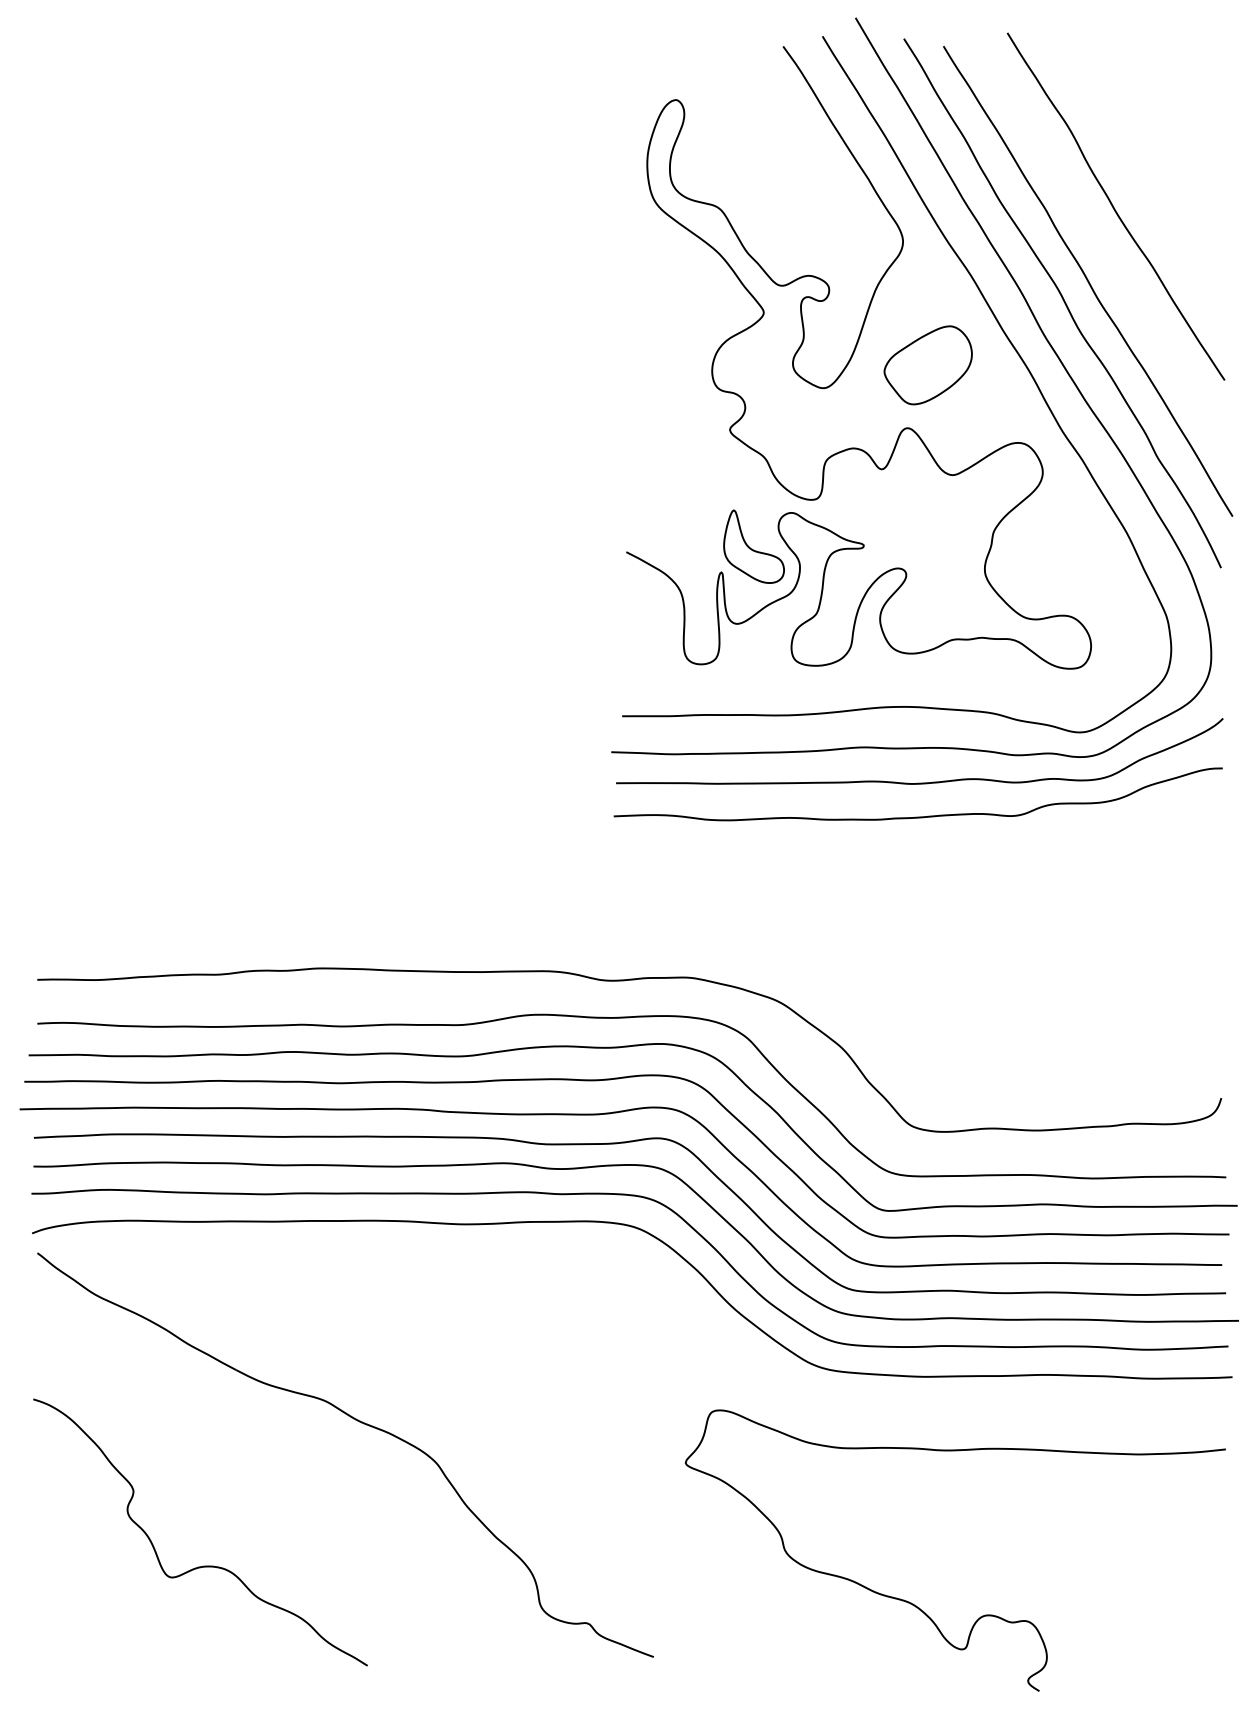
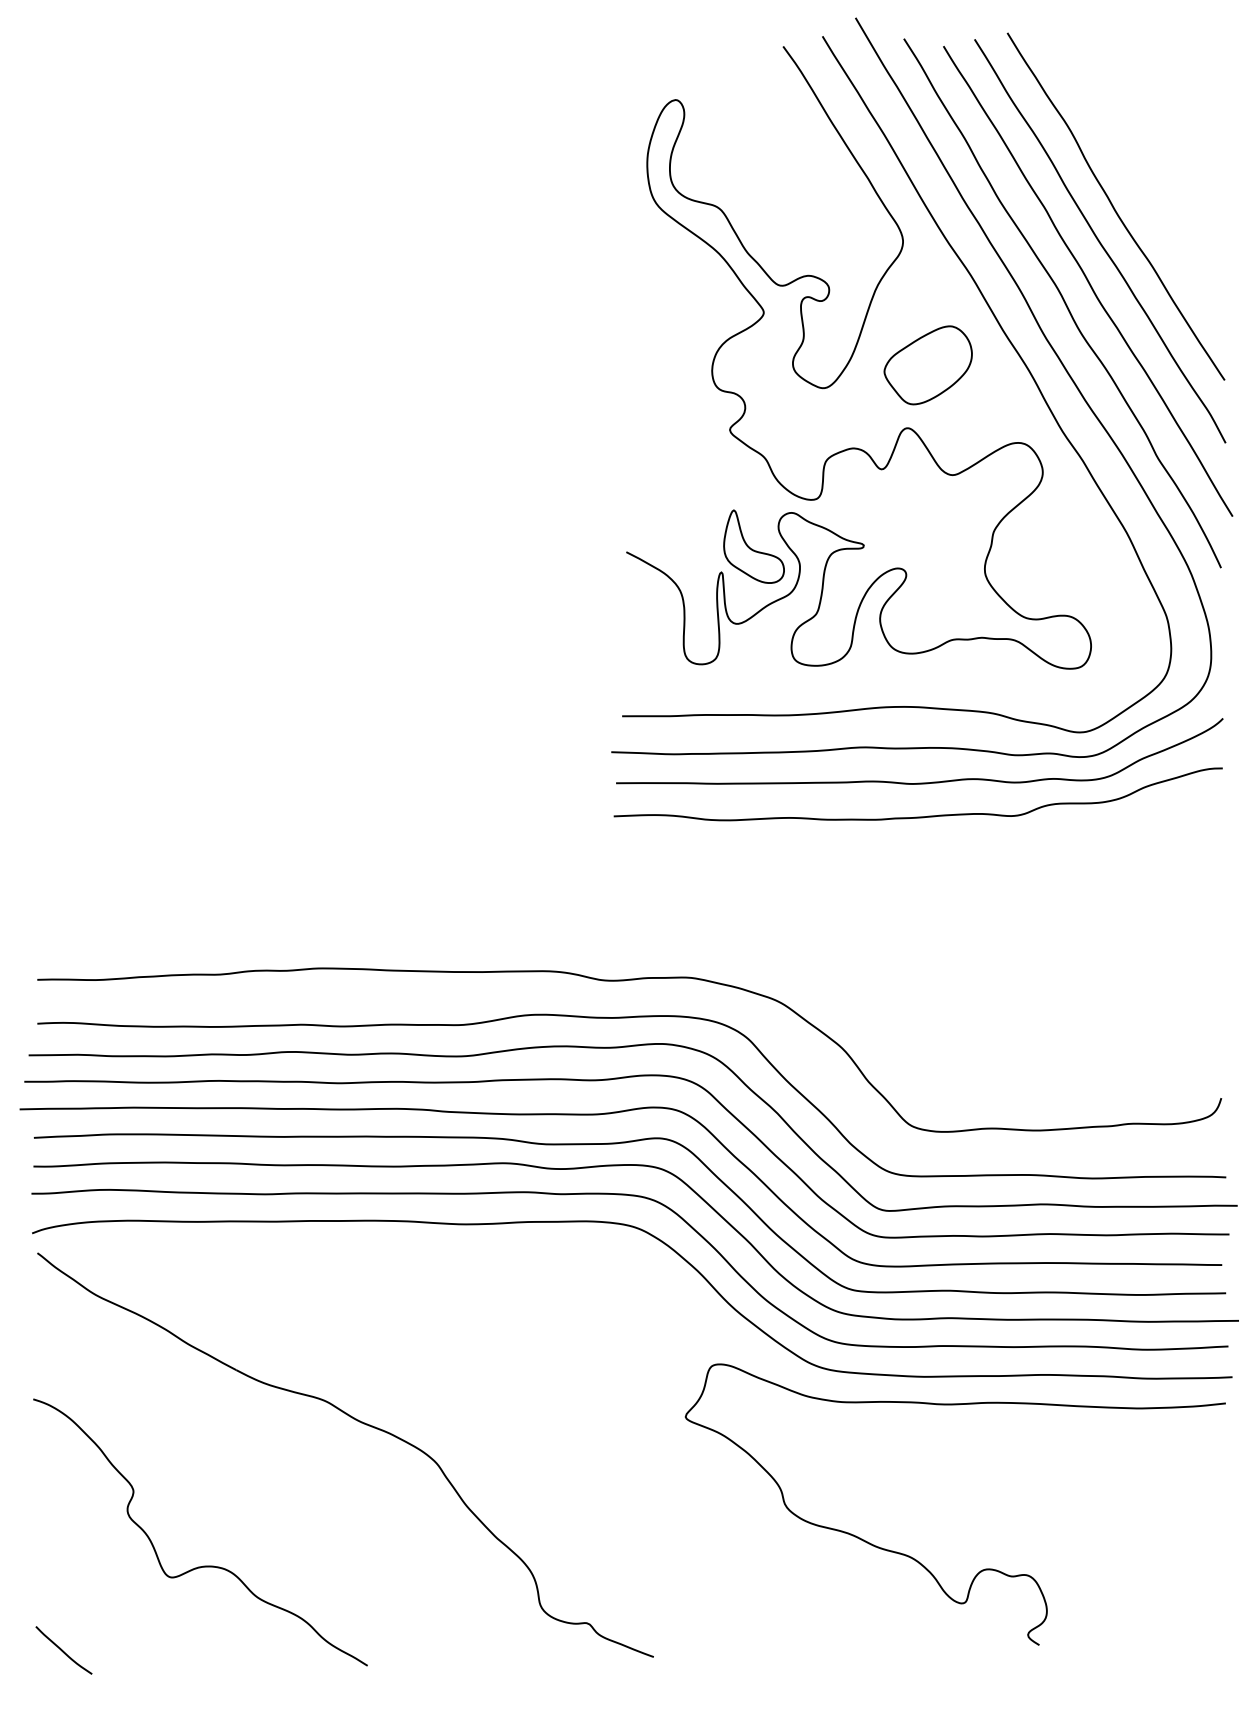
curve: none -> present (1100, 241)
curve position: (916, 1605) -> (916, 1559) (916, 1559)
curve: none -> present (63, 1650)
